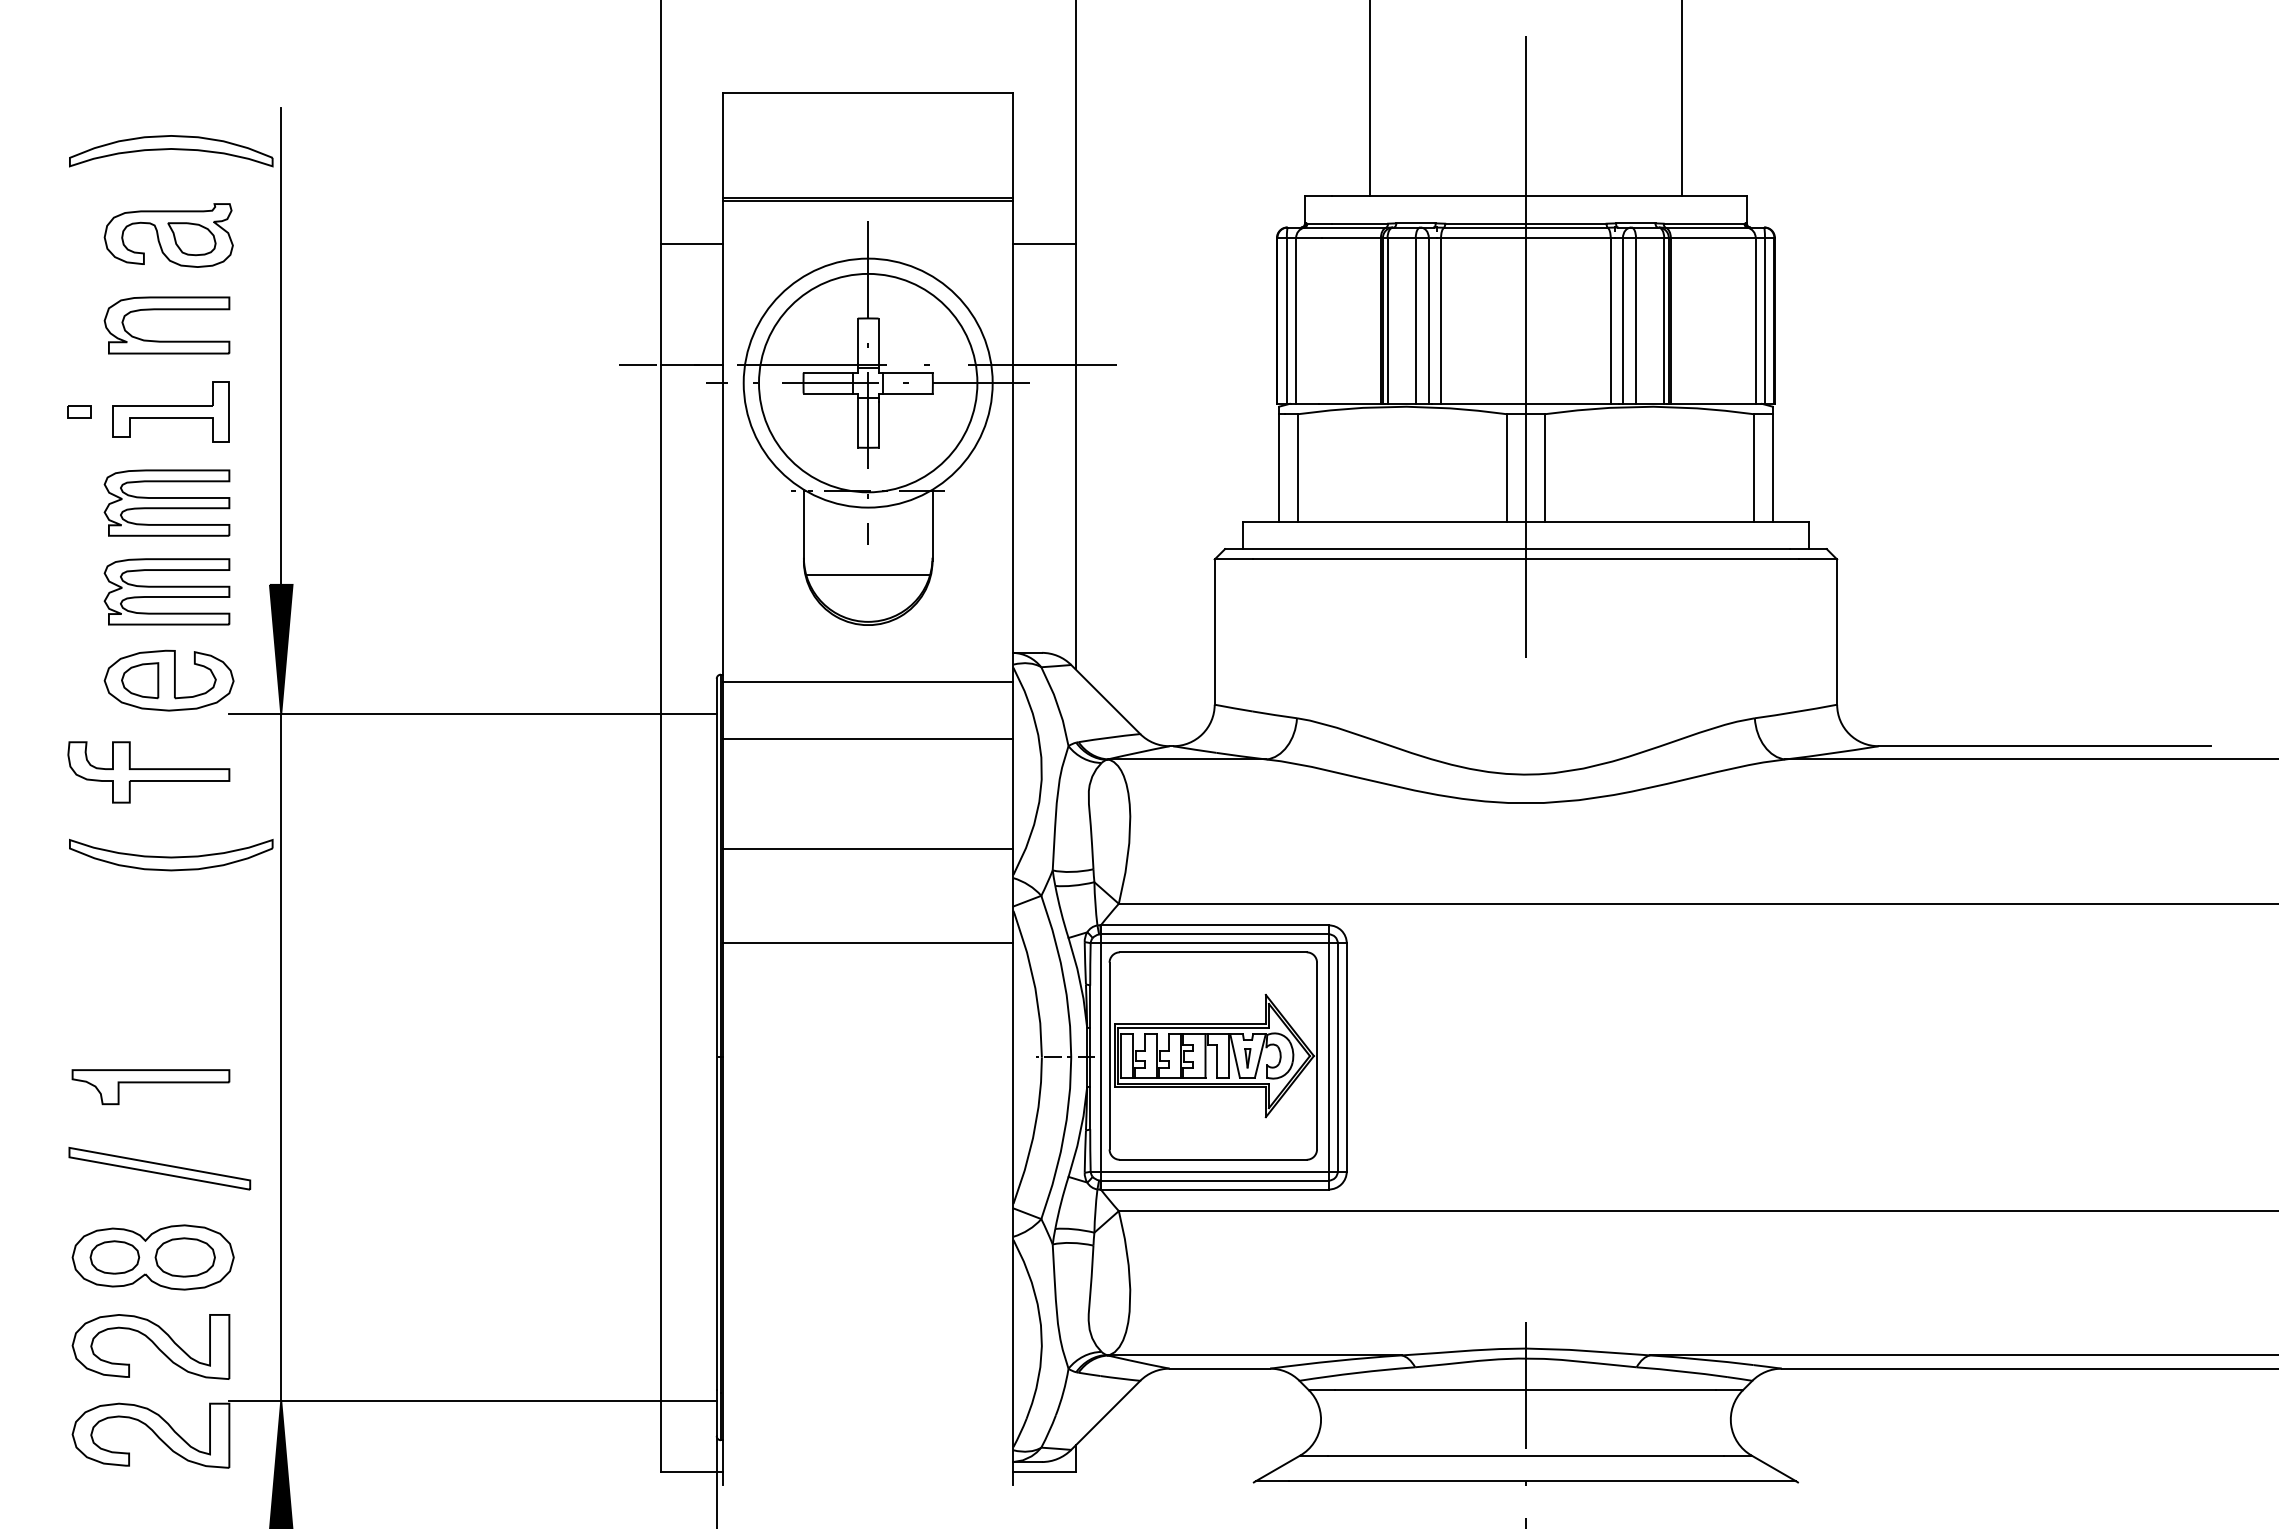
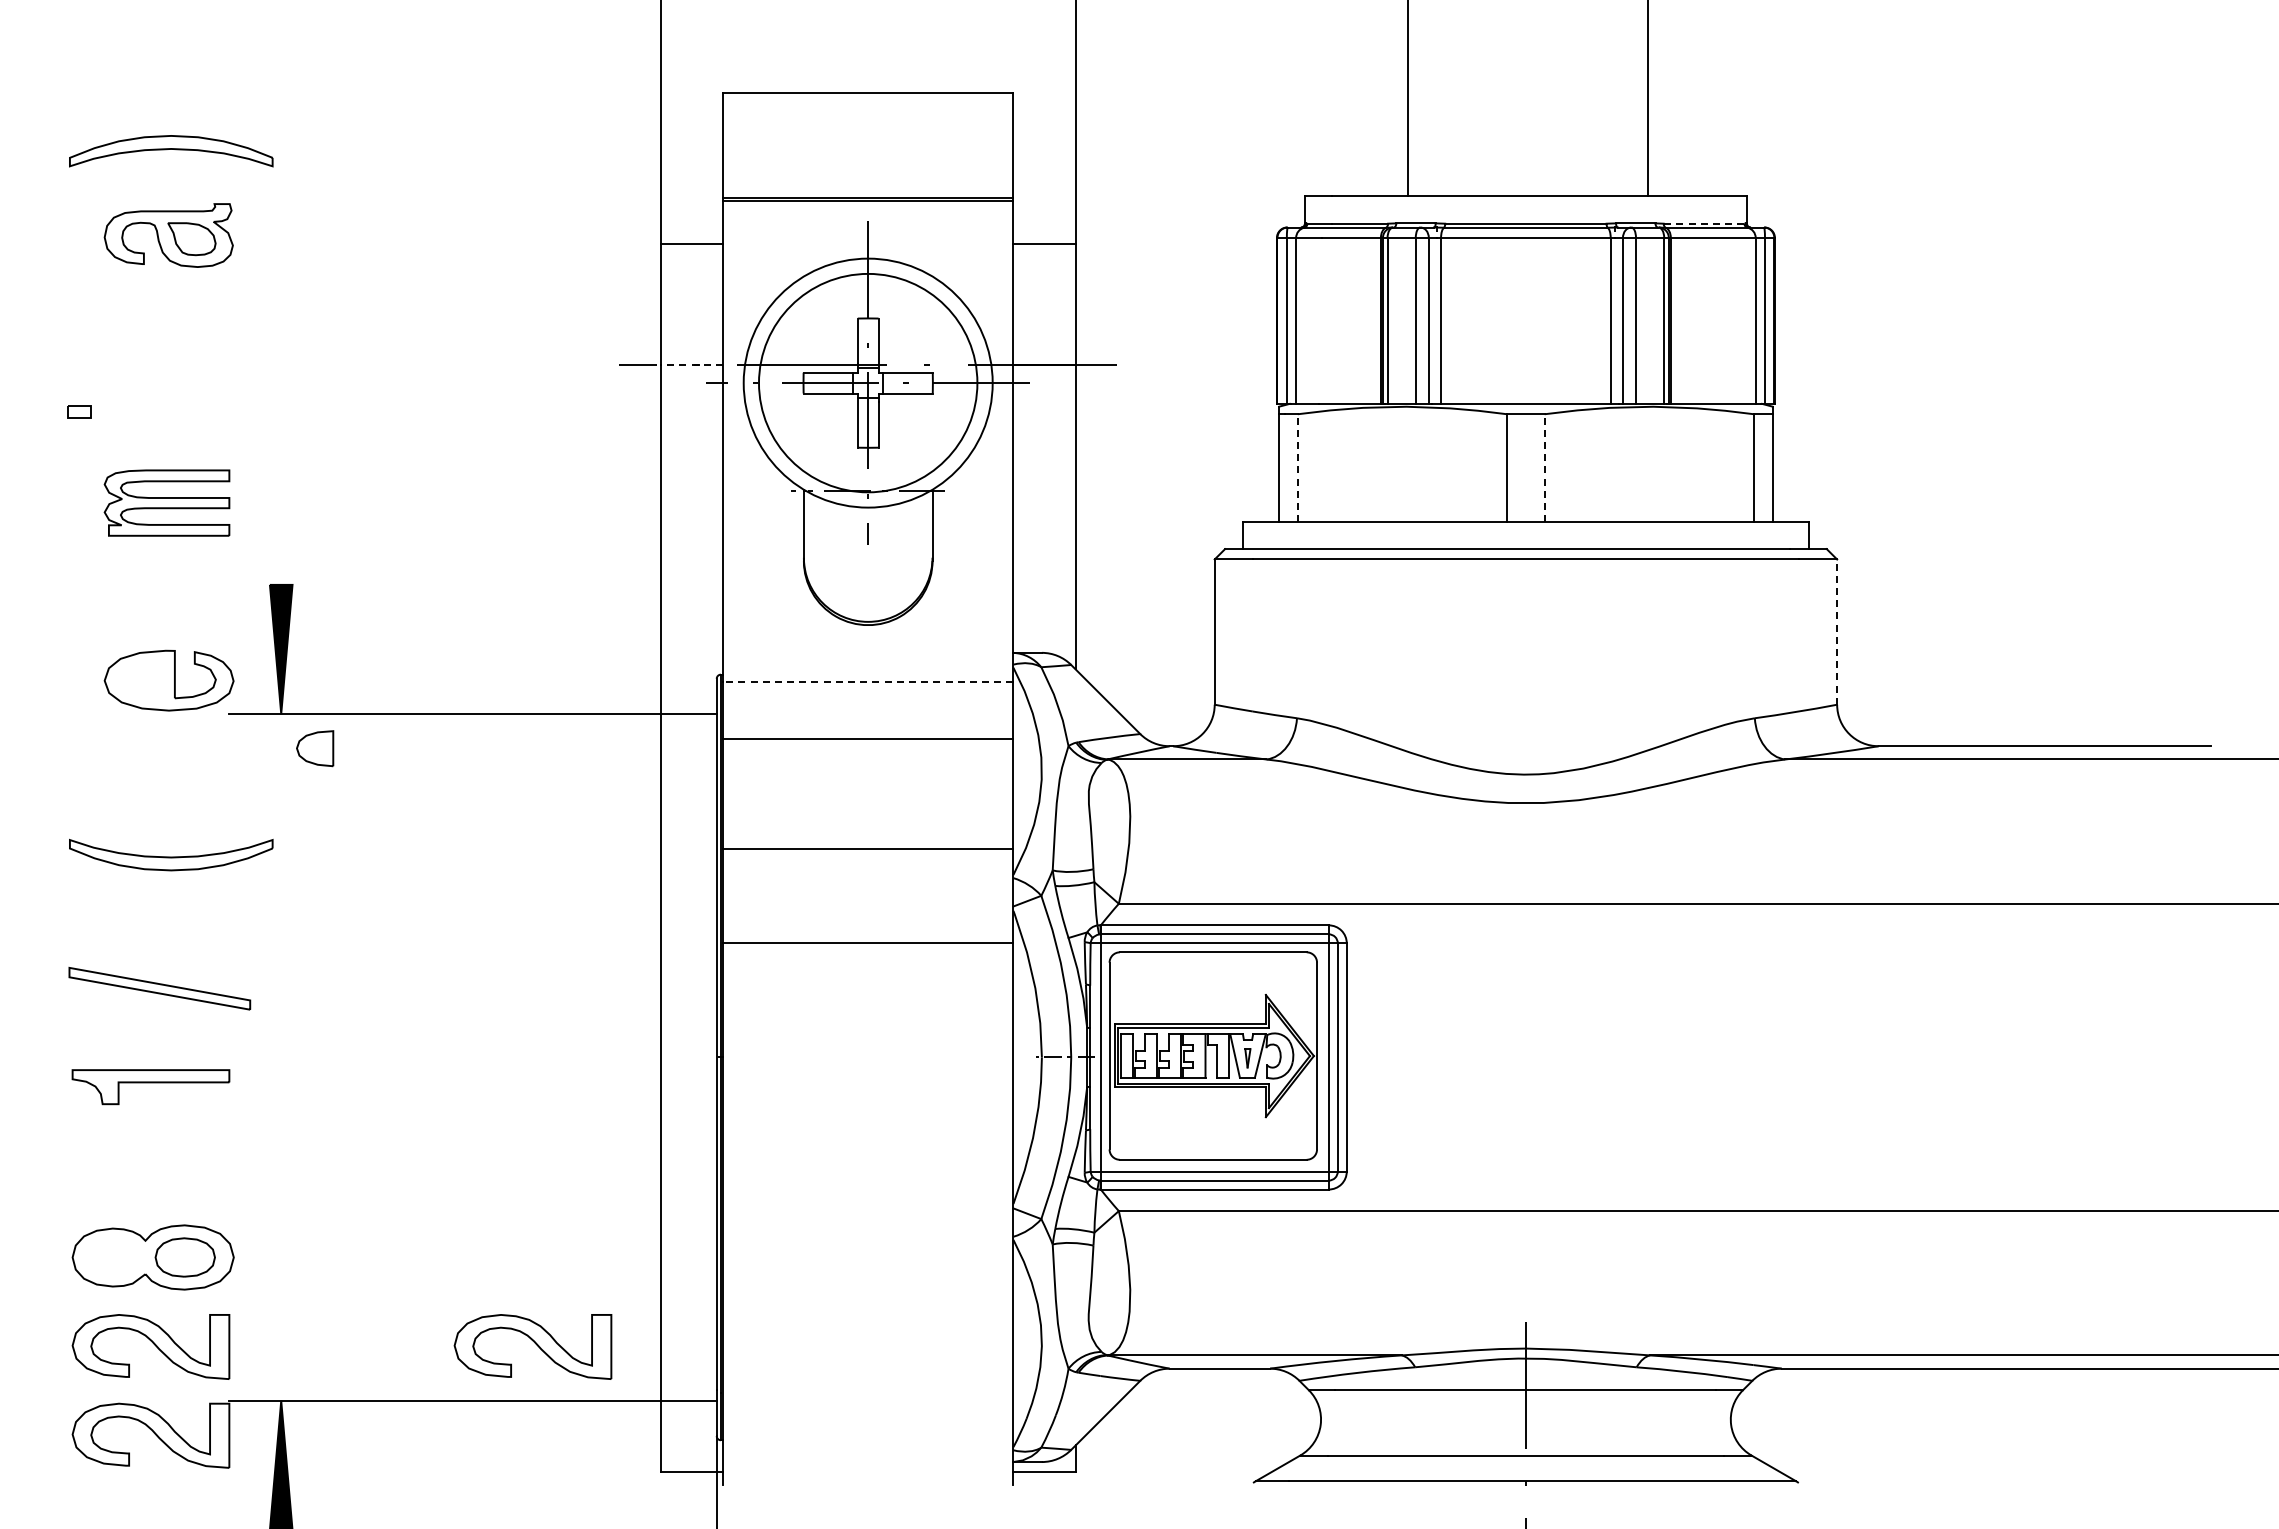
line position: (1370, 99) -> (1408, 99) (1408, 99)
line position: (1681, 99) -> (1647, 99) (1647, 99)
line: solid -> dashed (1703, 223)
part: present -> none (166, 310)
line: present -> none (1525, 330)
line: present -> none (281, 345)
line: solid -> dashed (691, 364)
part: present -> none (170, 411)
line: solid -> dashed (1297, 468)
line: solid -> dashed (1544, 468)
line: present -> none (868, 574)
part: present -> none (166, 591)
line: solid -> dashed (1837, 632)
part position: (140, 680) -> (315, 748) (315, 748)
line: solid -> dashed (867, 682)
part: present -> none (148, 772)
line: present -> none (281, 1057)
part position: (159, 1168) -> (159, 988) (159, 988)
part: present -> none (114, 1257)
part: none -> present (532, 1346)
